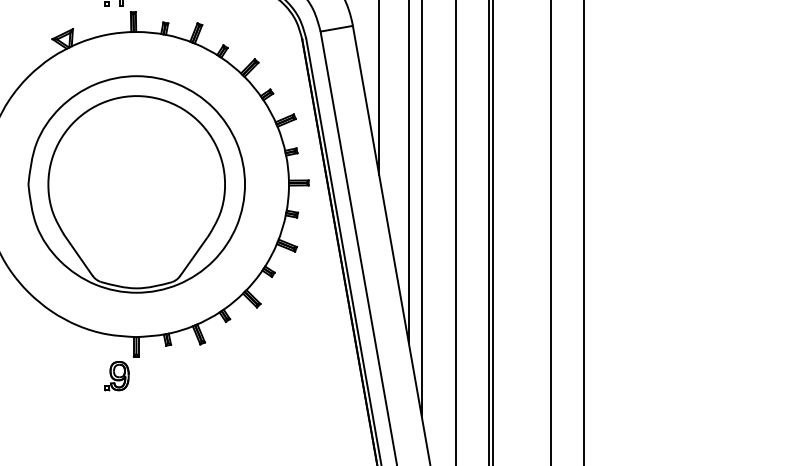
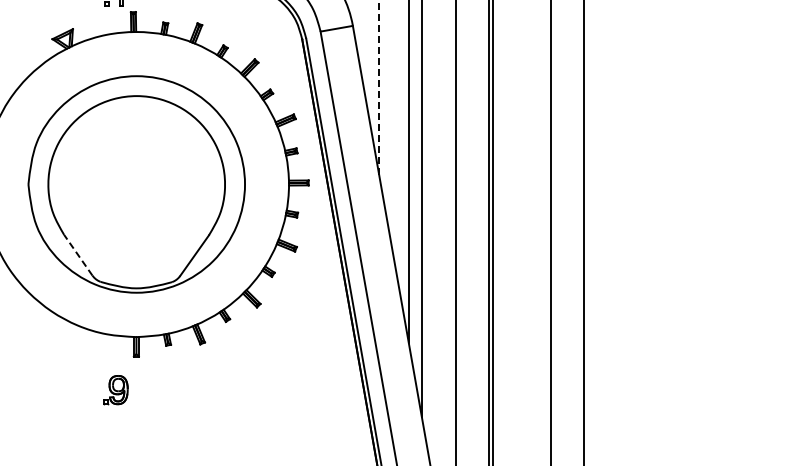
line: solid -> dashed (379, 87)
line: solid -> dashed (78, 255)
part position: (116, 376) -> (115, 390) (115, 390)
